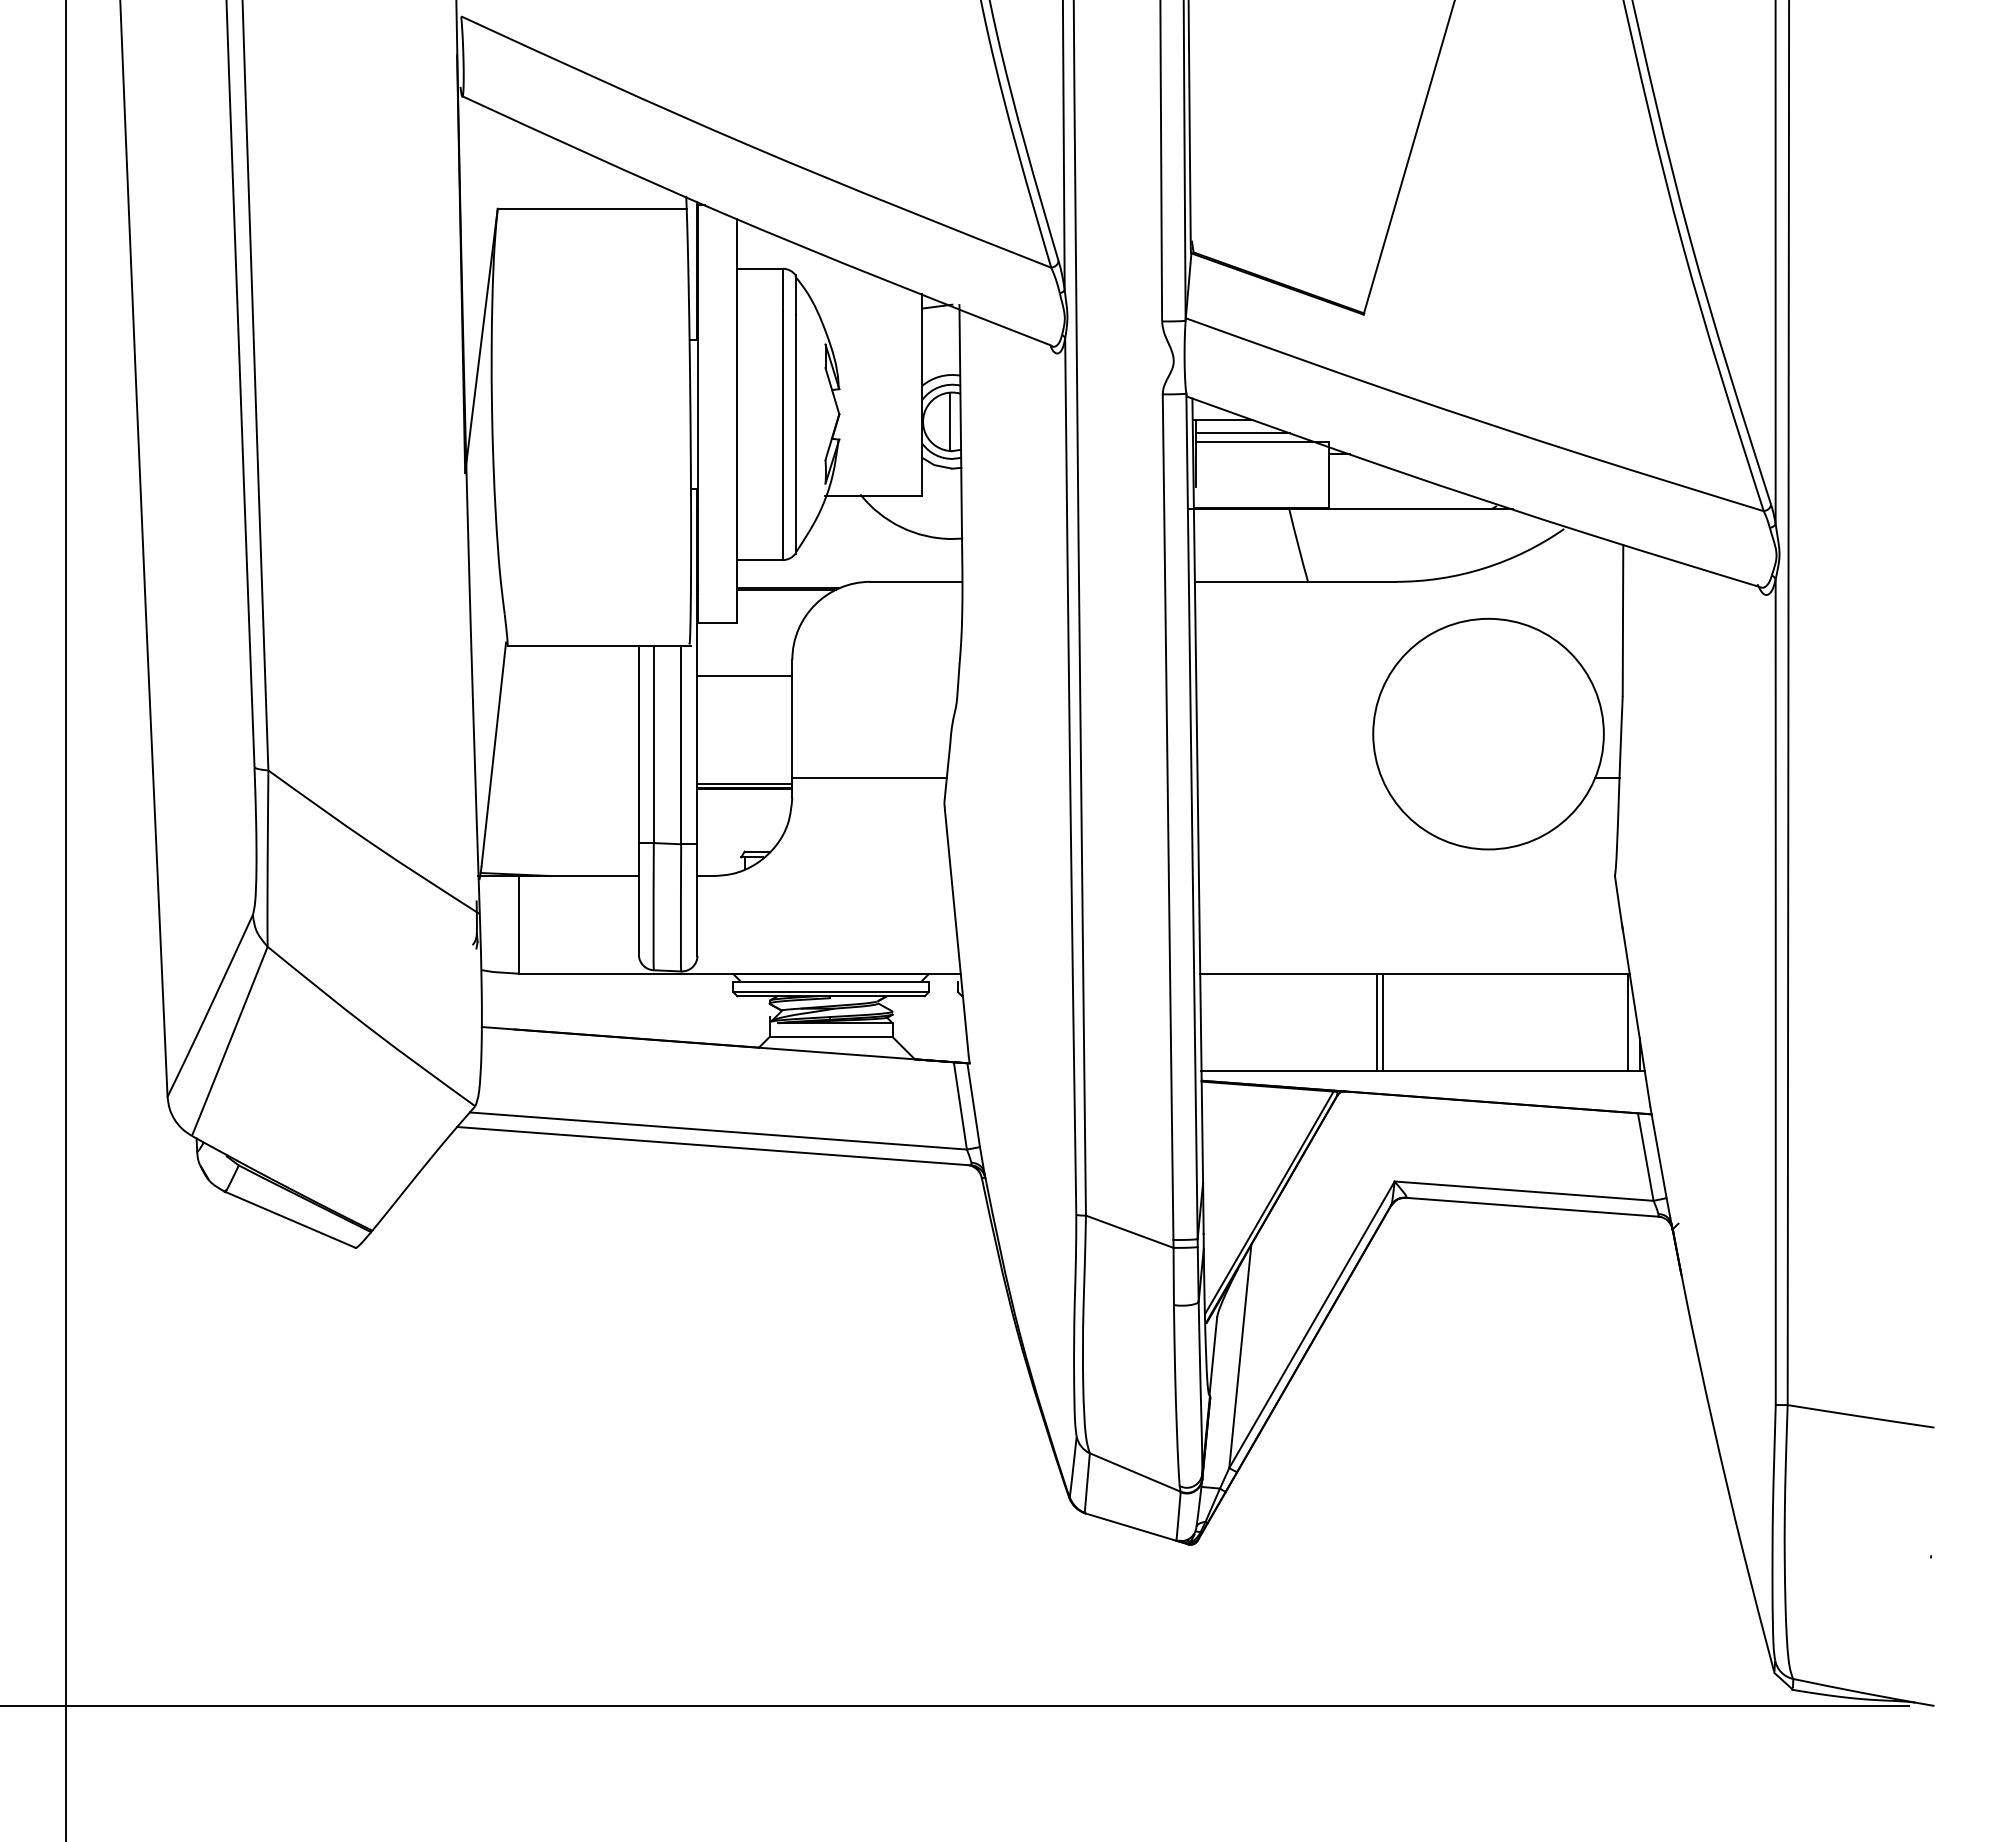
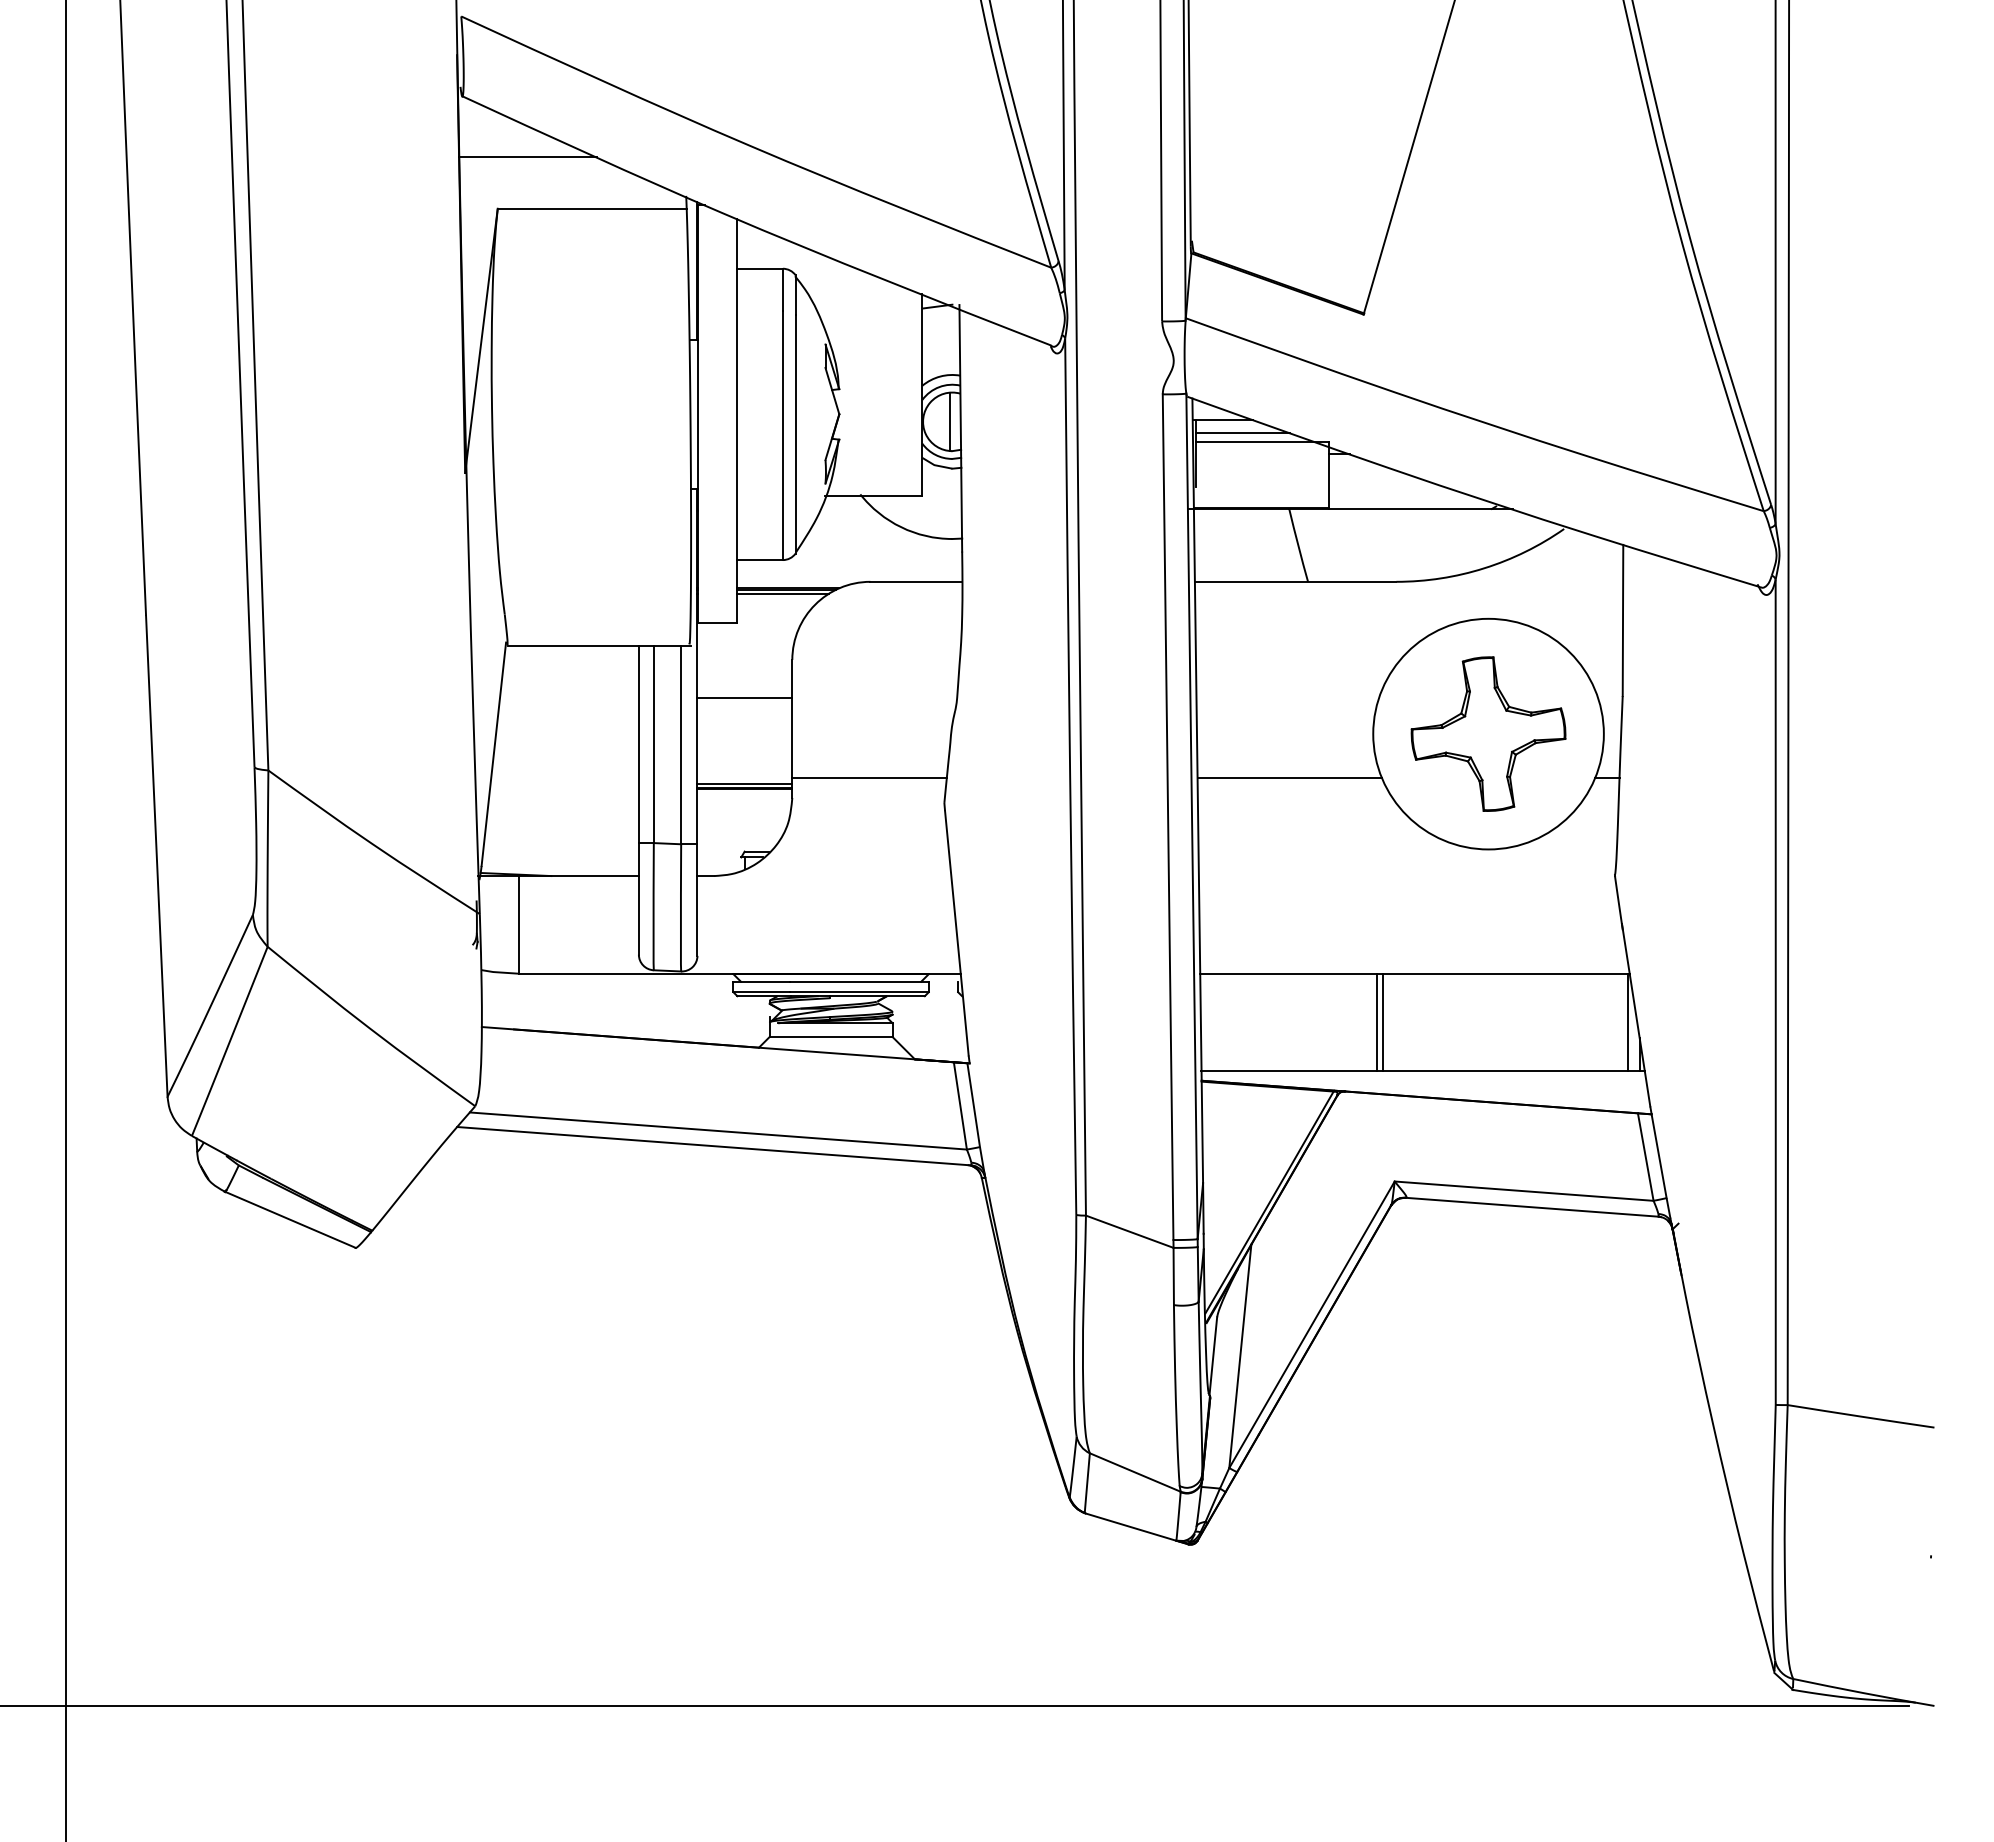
line: none -> present (527, 156)
line: none -> present (782, 593)
line position: (744, 676) -> (744, 698) (744, 698)
part: none -> present (1488, 733)
line: none -> present (1289, 778)
